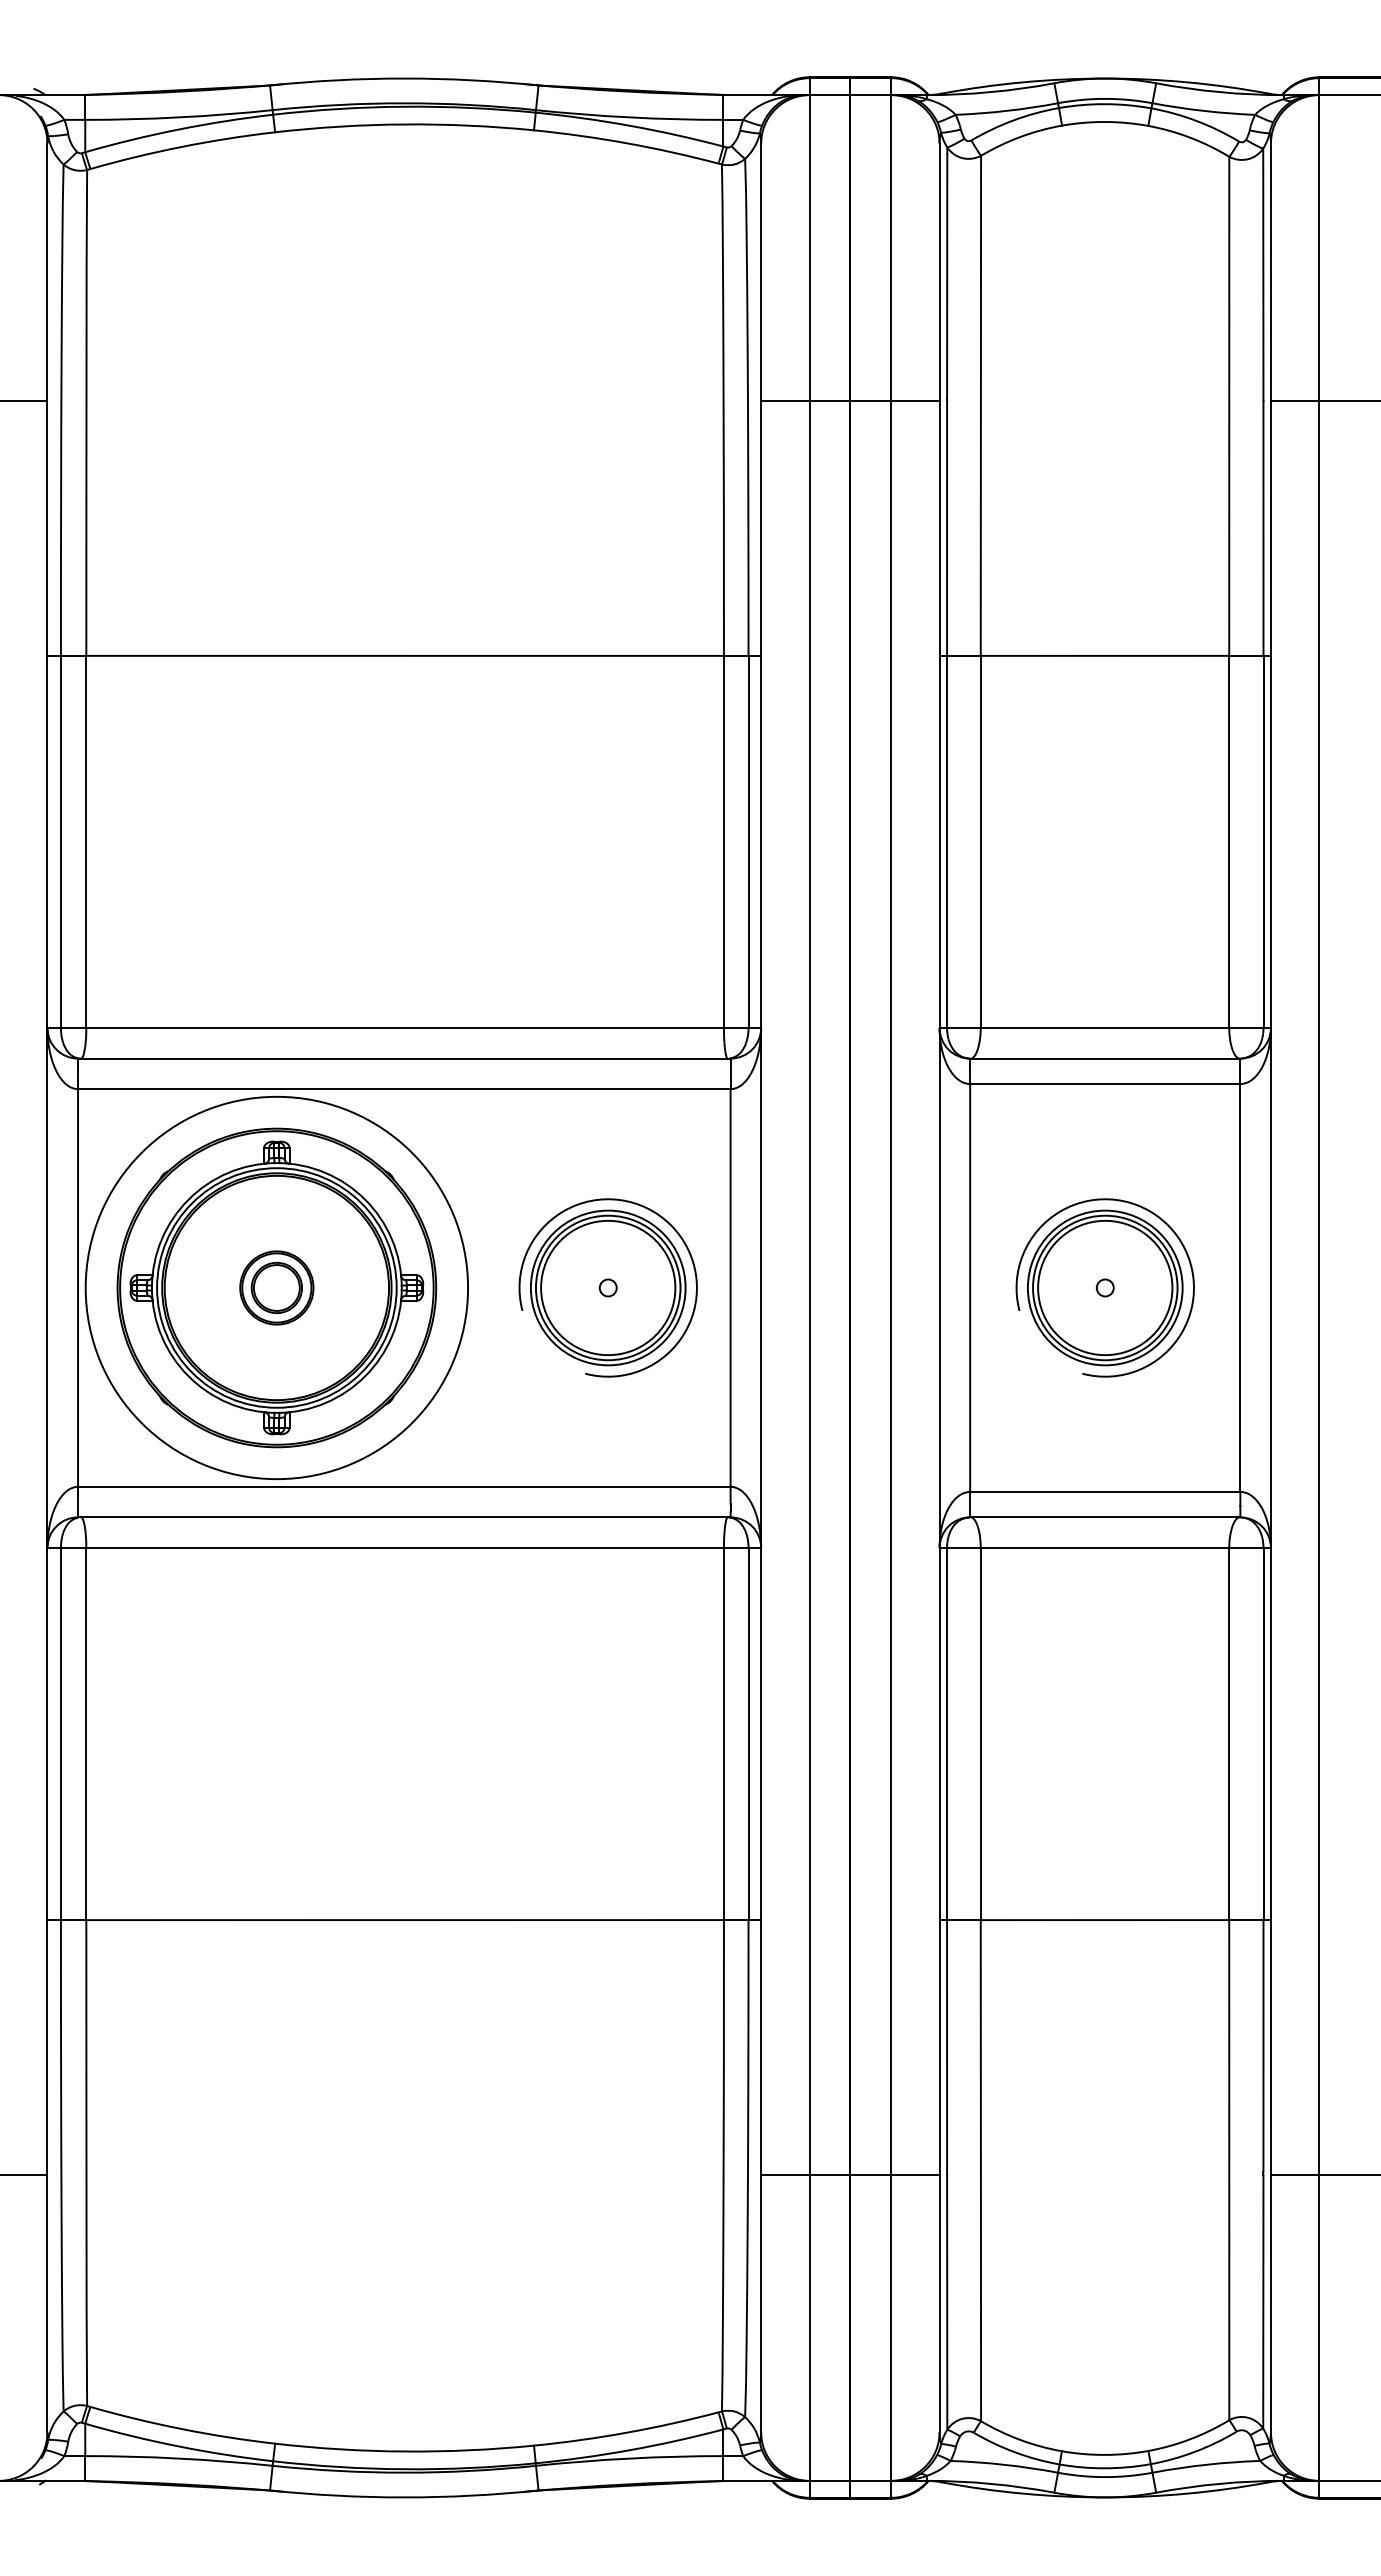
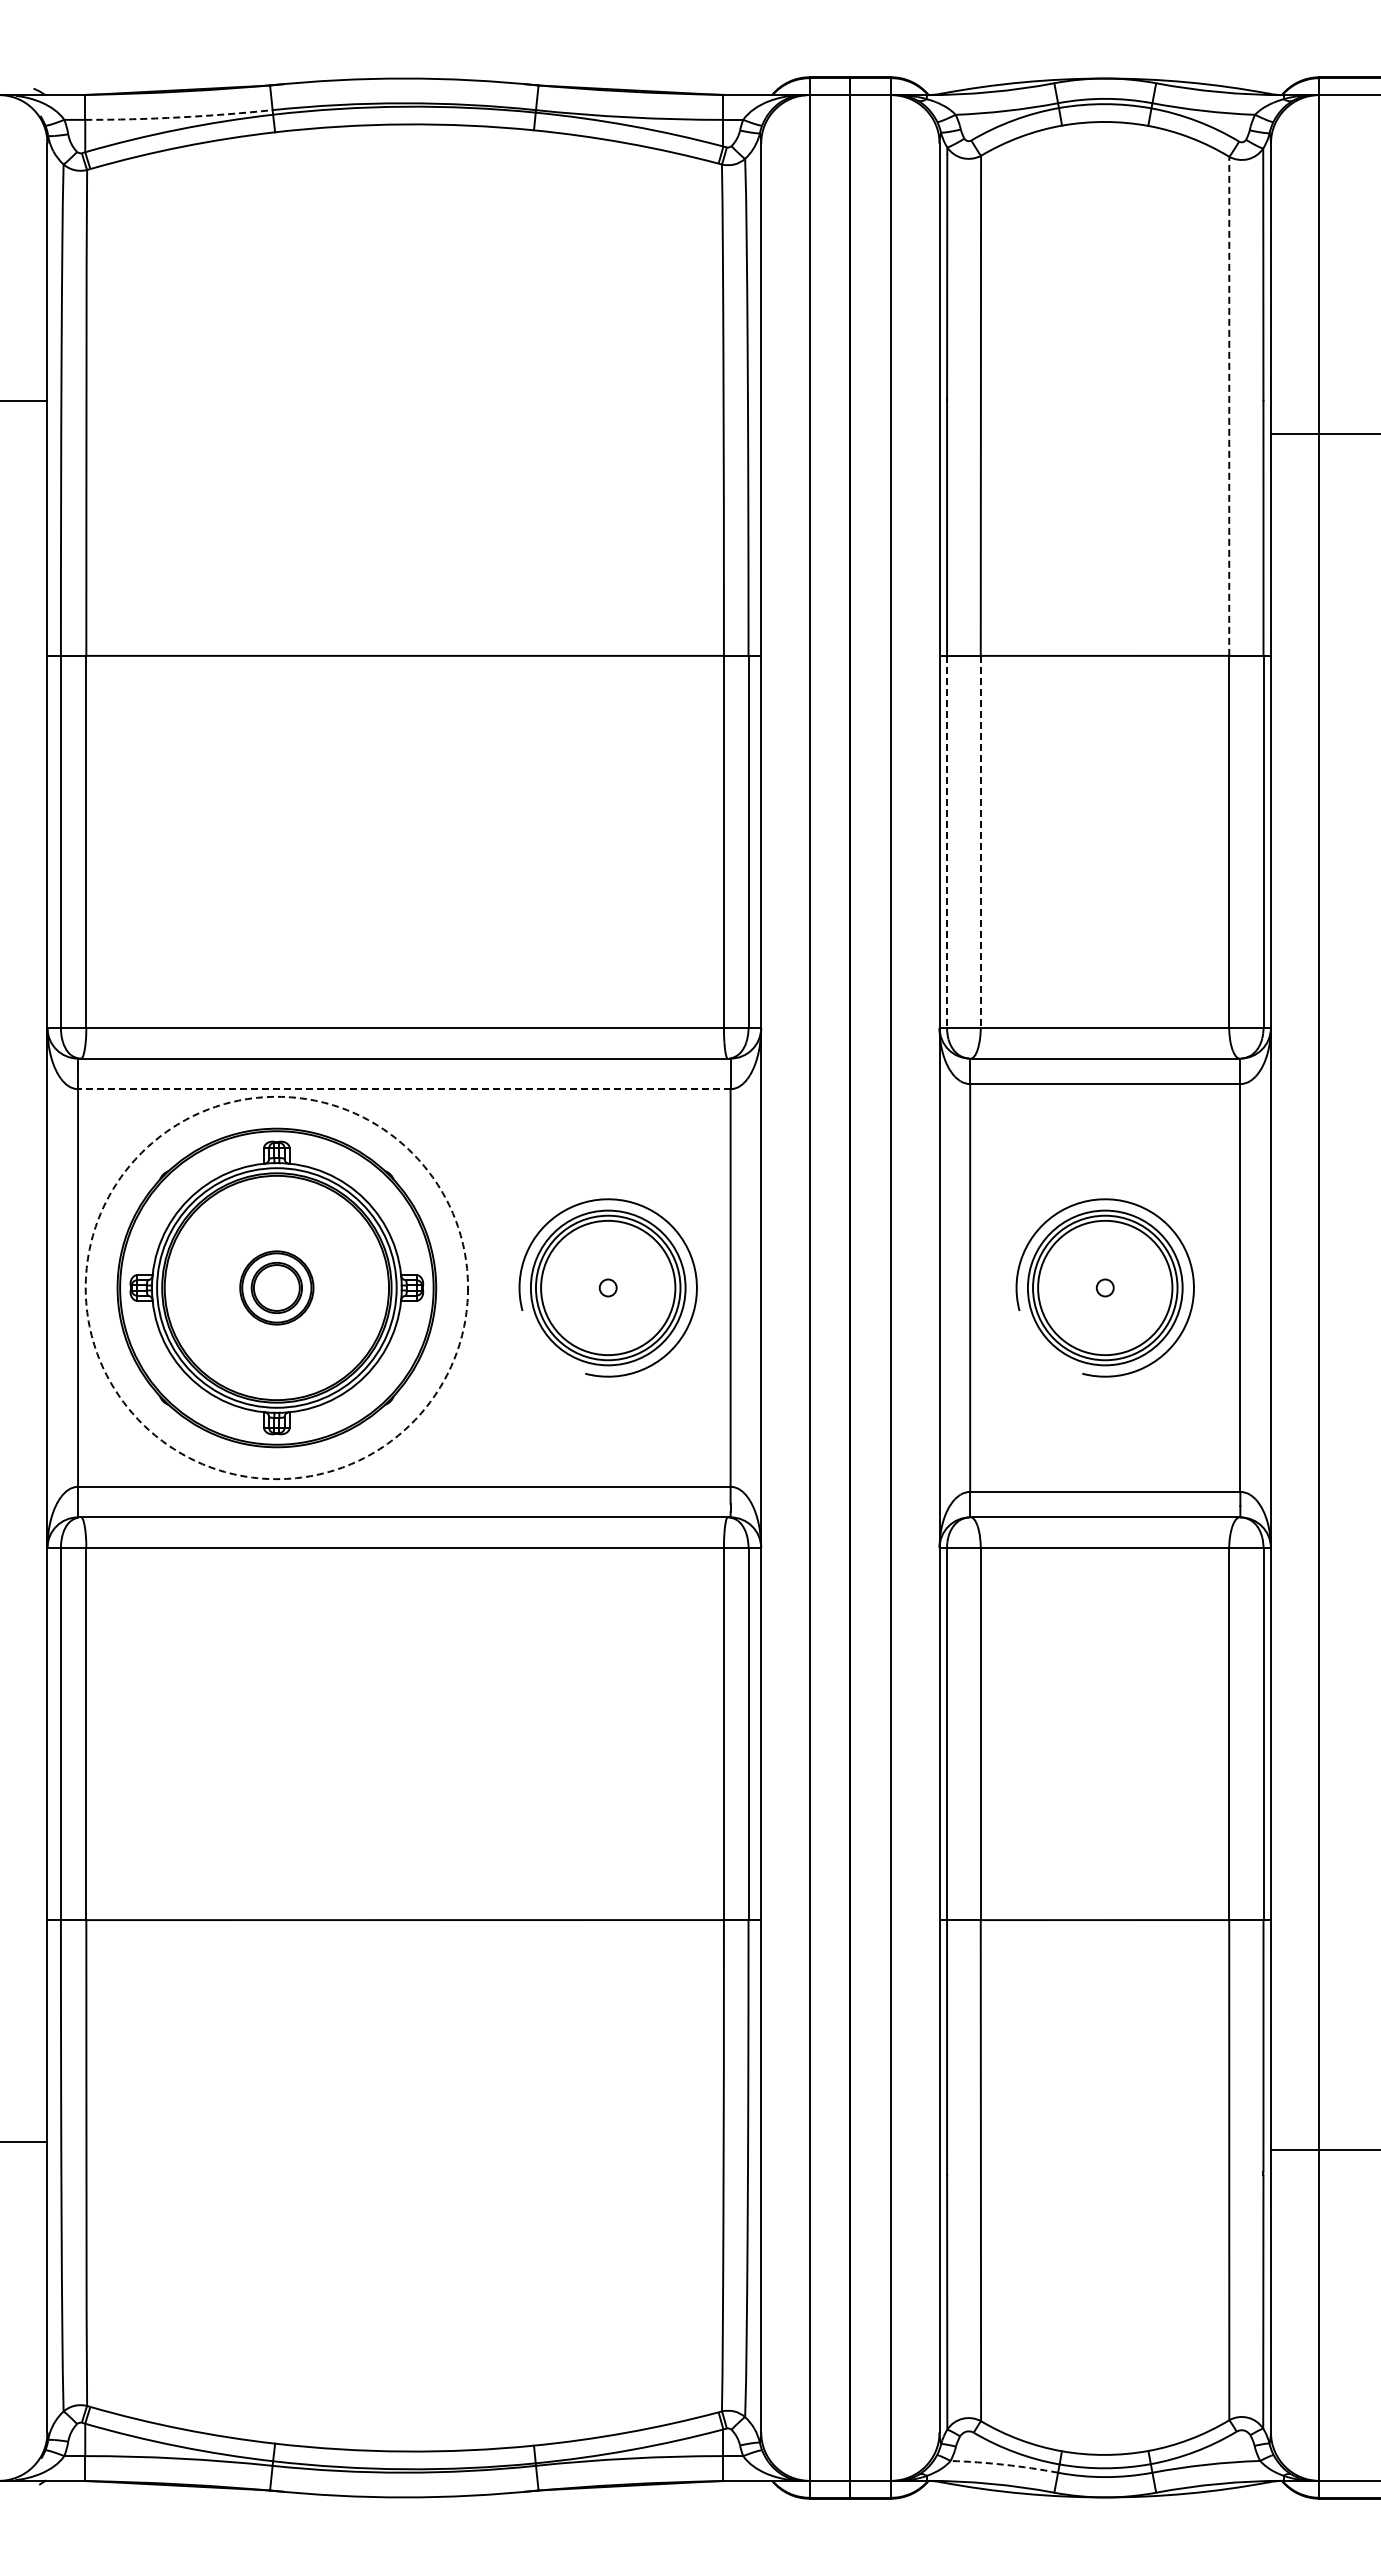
arc: solid -> dashed (179, 117)
line: present -> none (850, 400)
line position: (1323, 400) -> (1323, 433) (1323, 433)
line: solid -> dashed (1229, 406)
line: solid -> dashed (947, 842)
line: solid -> dashed (980, 842)
line: solid -> dashed (403, 1089)
circle: solid -> dashed (276, 1287)
line position: (24, 2175) -> (24, 2142) (24, 2142)
line: present -> none (850, 2175)
line position: (1323, 2175) -> (1323, 2150) (1323, 2150)
arc: solid -> dashed (1004, 2464)
